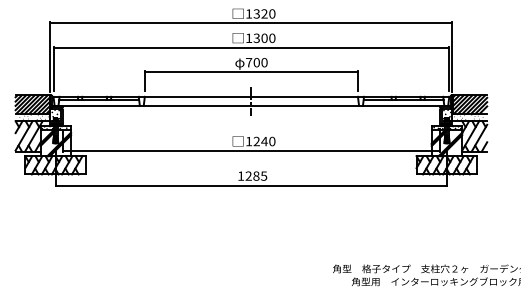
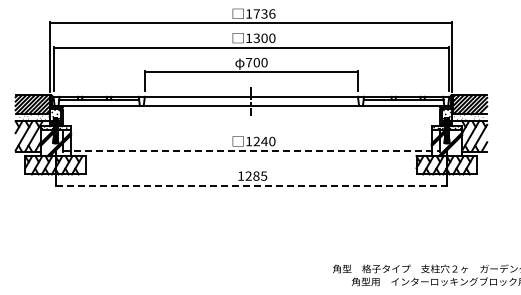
text: 1320 -> 1736 (264, 13)
line: solid -> dashed (251, 150)
line: solid -> dashed (251, 185)
